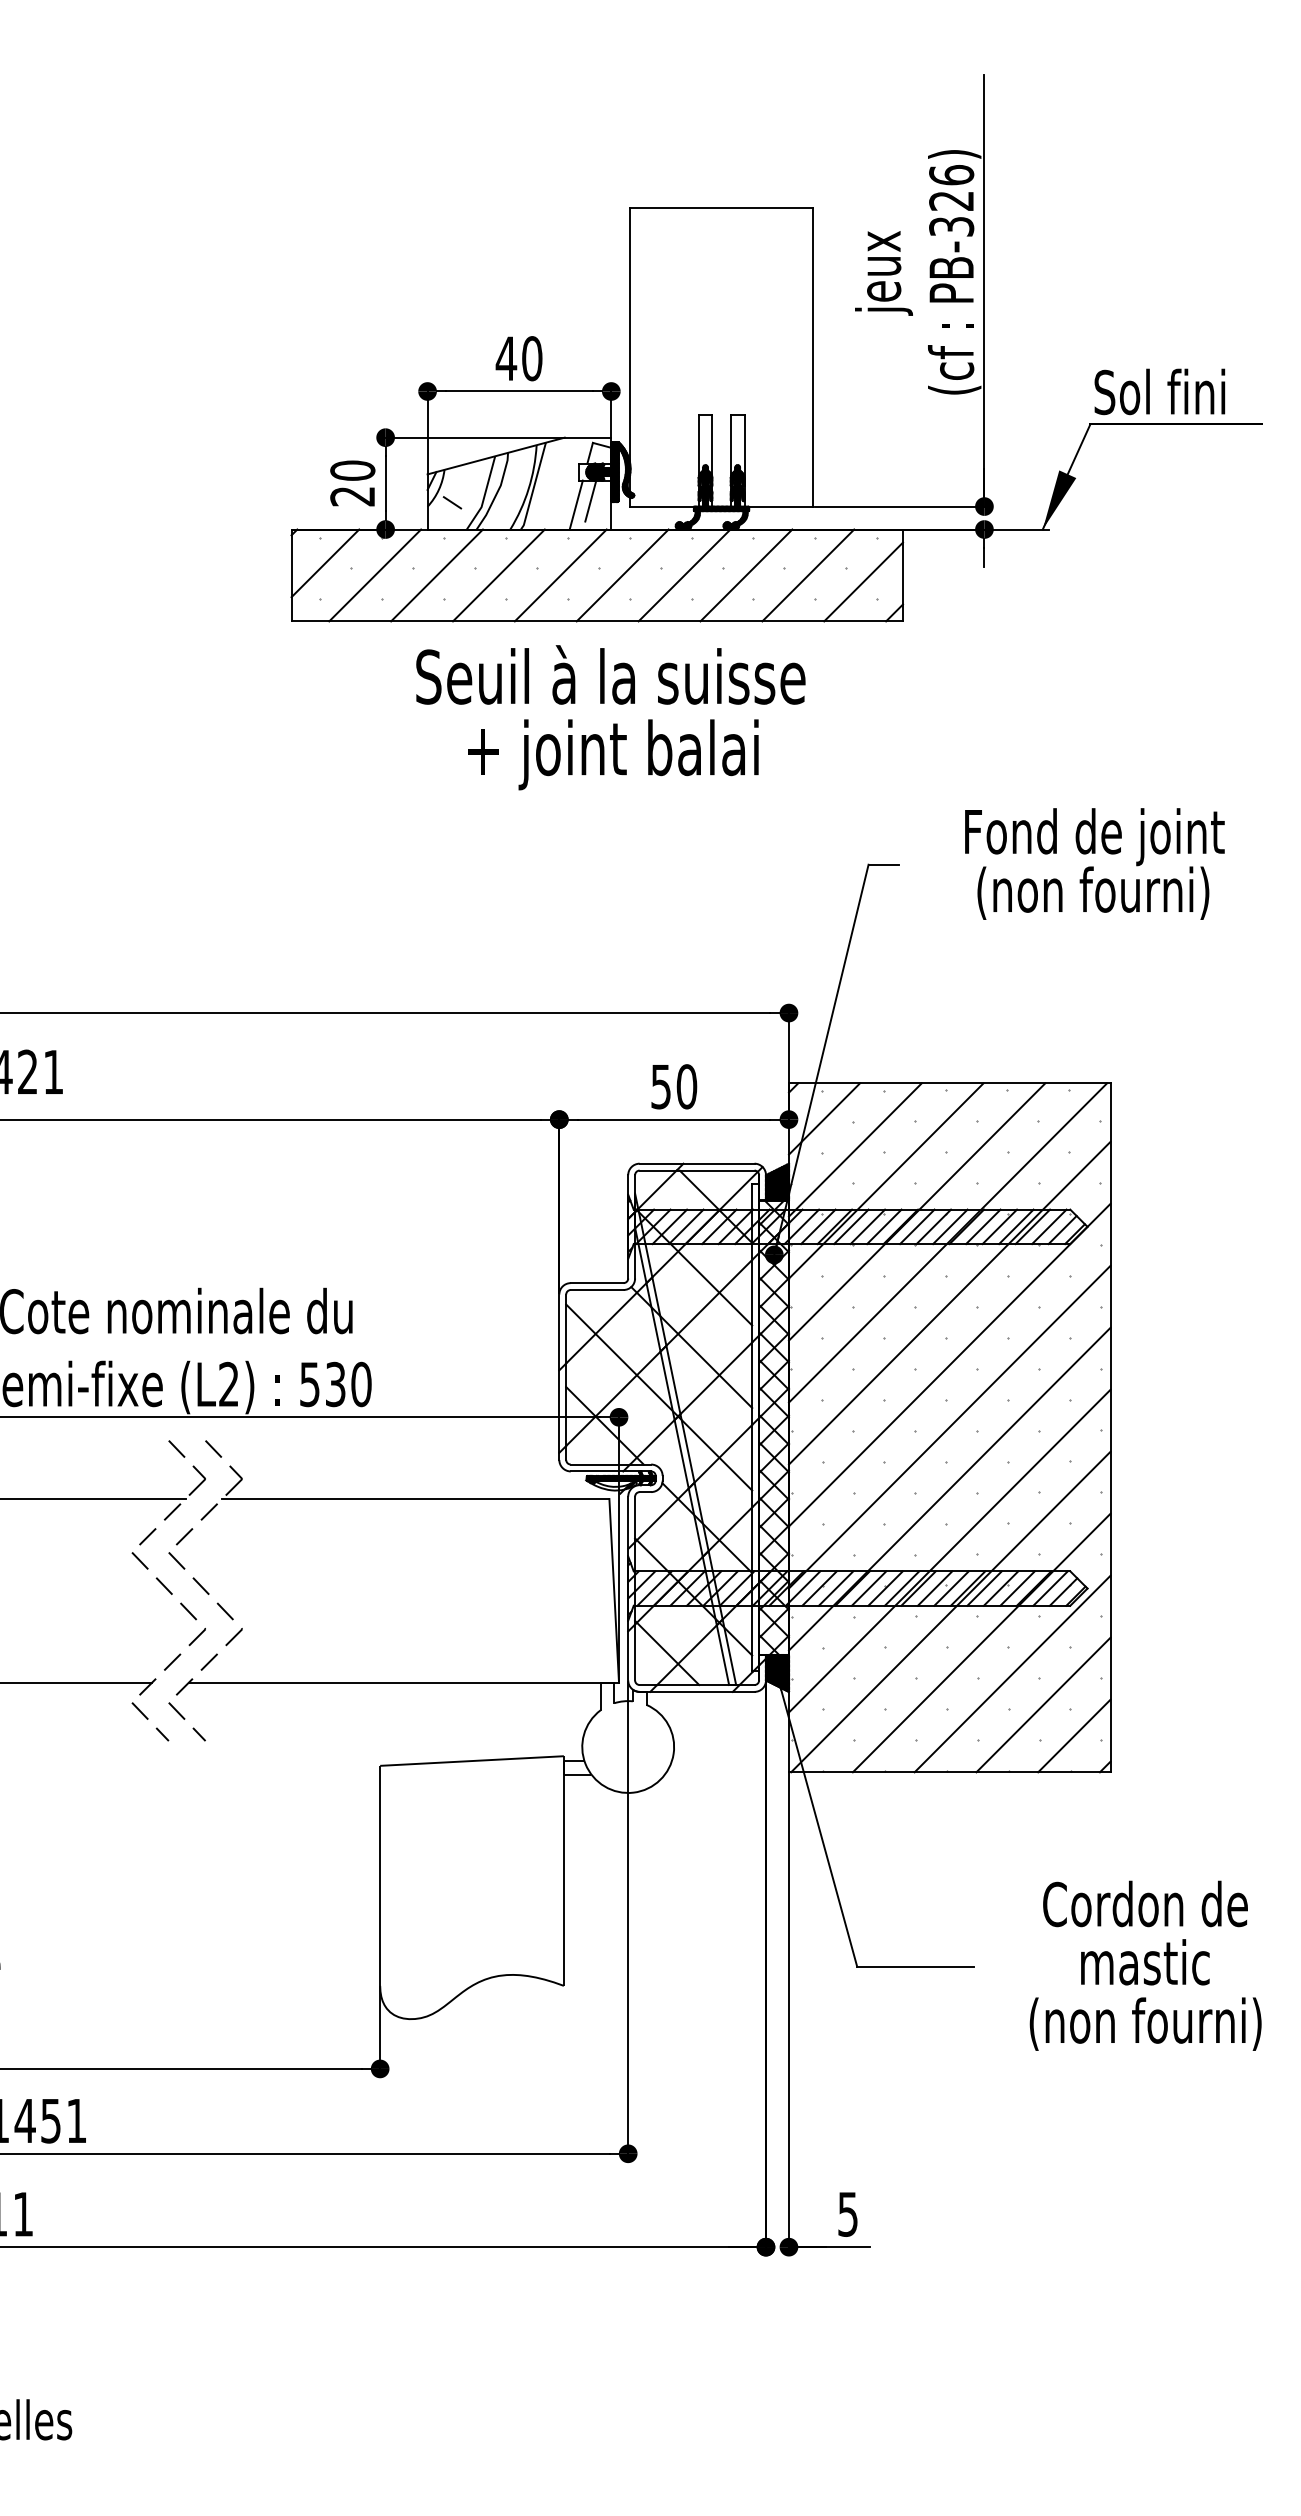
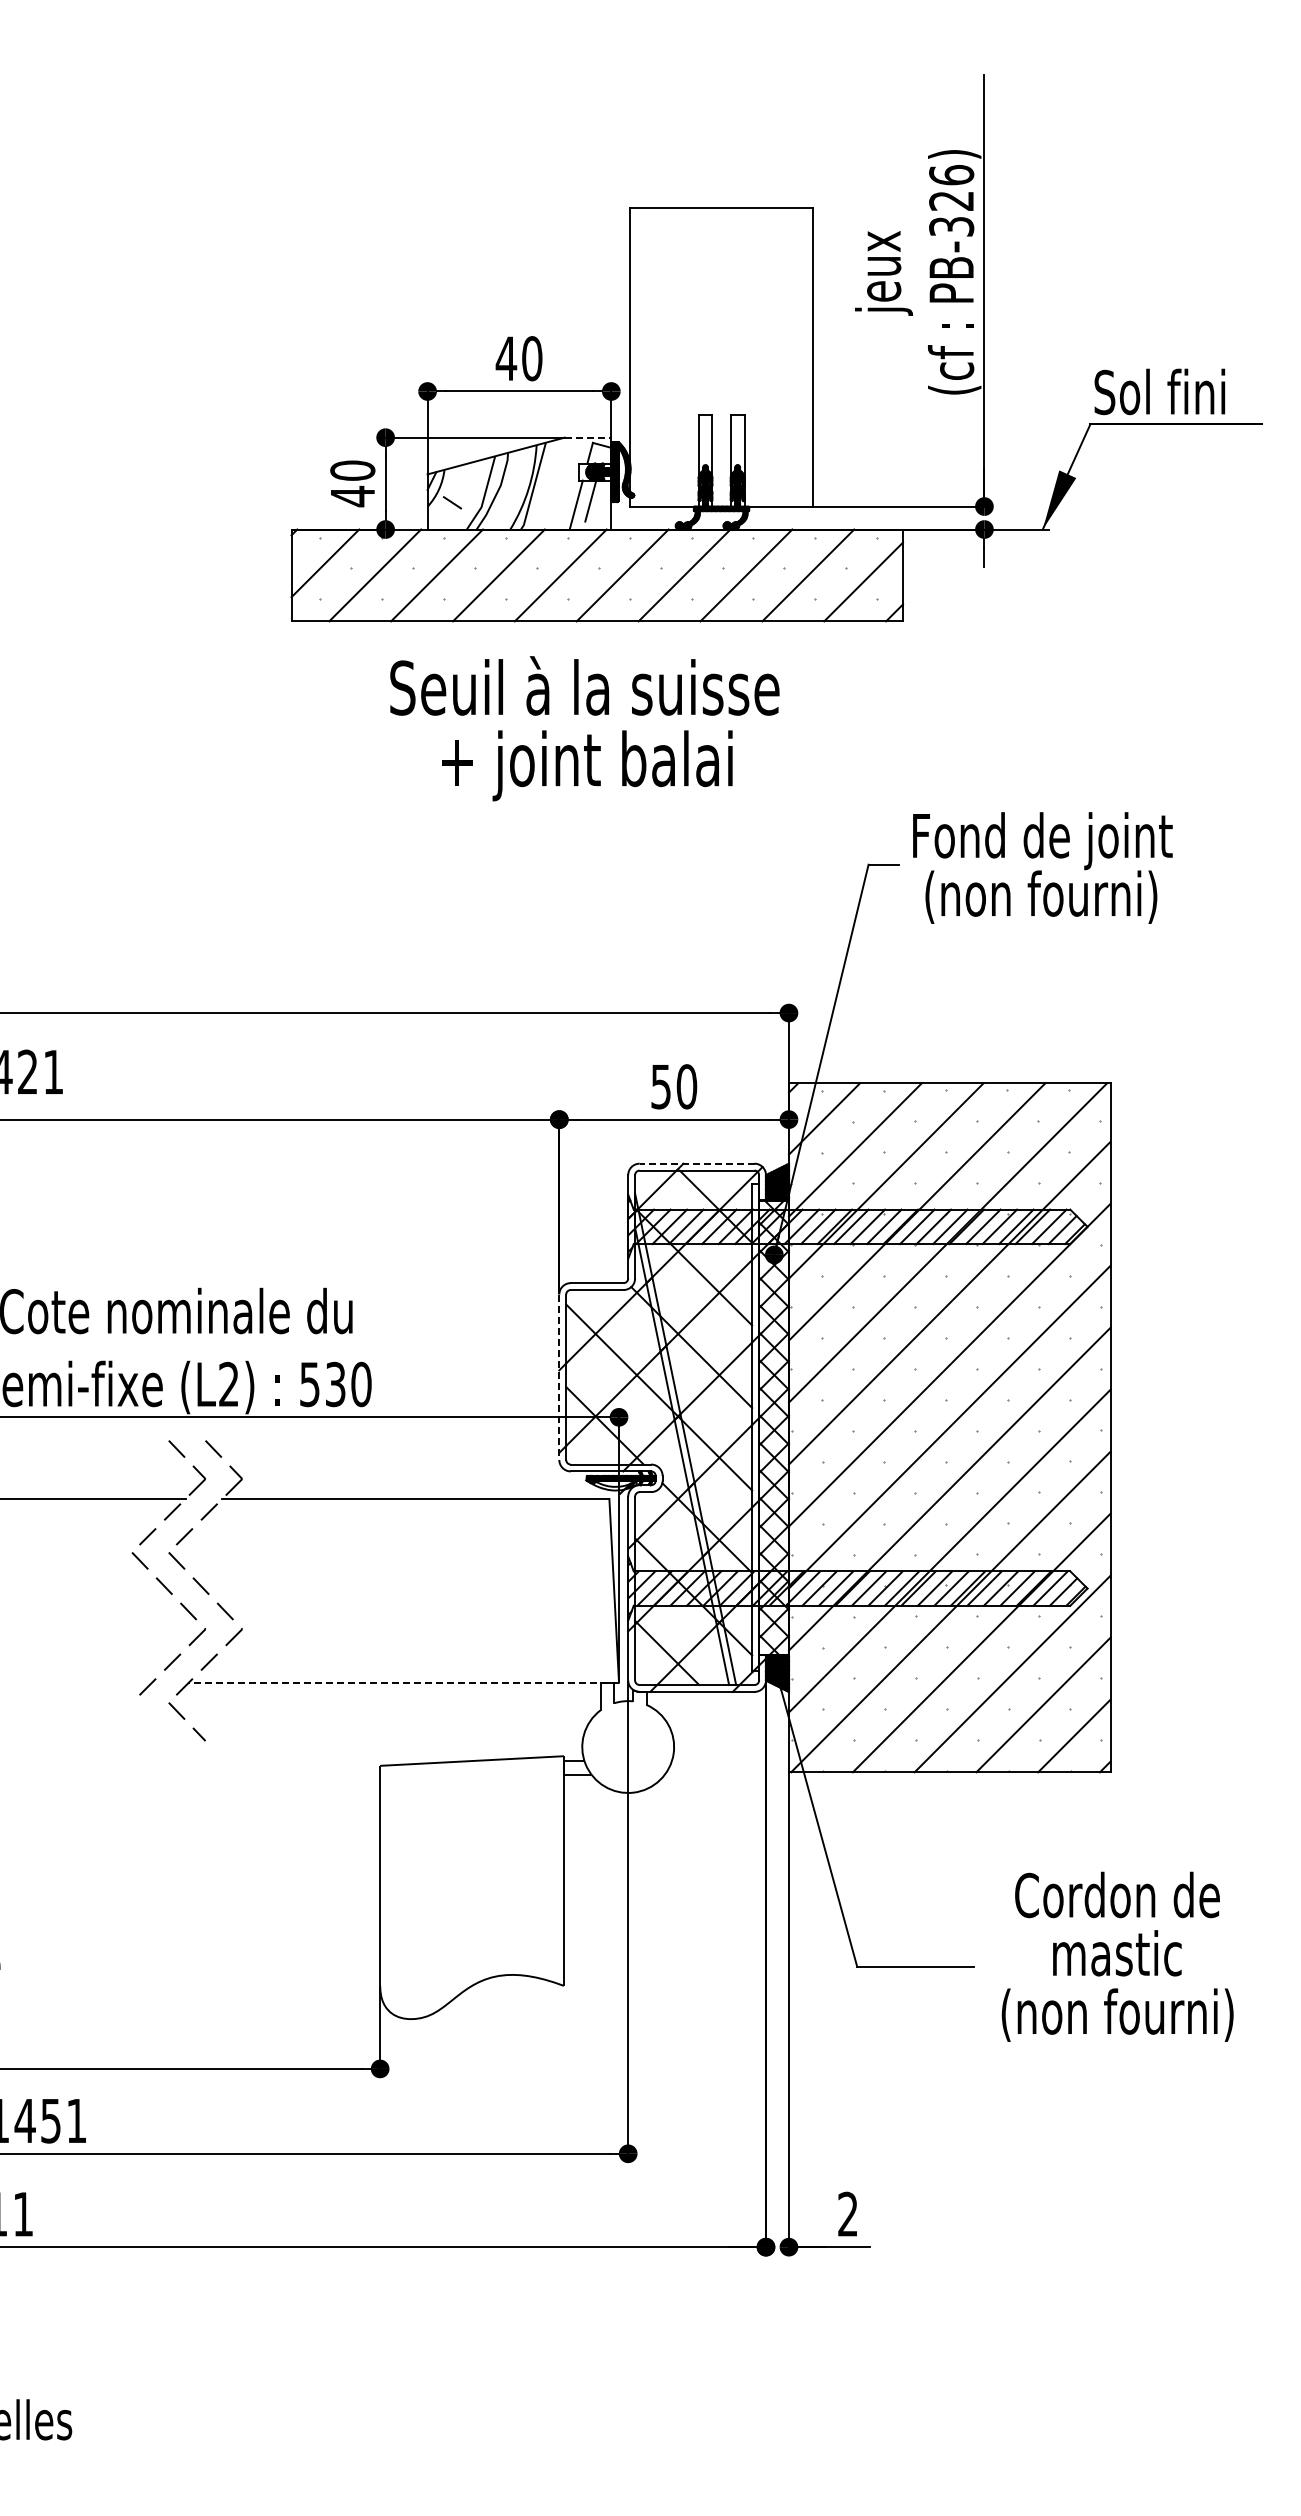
line: solid -> dashed (588, 437)
text: 20 -> 40 (352, 496)
text position: (610, 717) -> (584, 728) (584, 728)
text position: (1094, 863) -> (1042, 867) (1042, 867)
line: solid -> dashed (696, 1163)
line: solid -> dashed (559, 1377)
line: present -> none (77, 1682)
line: solid -> dashed (403, 1682)
line: present -> none (148, 1719)
text position: (1145, 1965) -> (1117, 1956) (1117, 1956)
text: 5 -> 2 (847, 2213)
